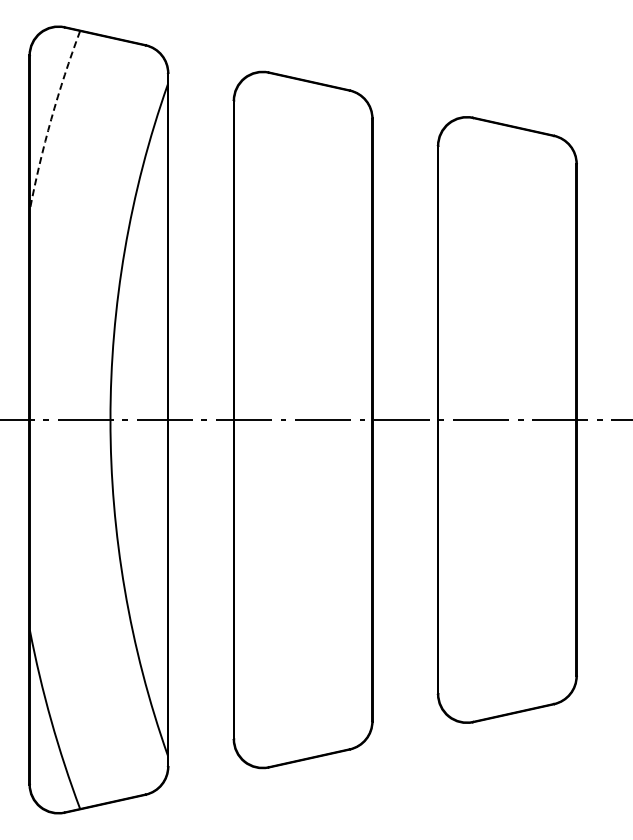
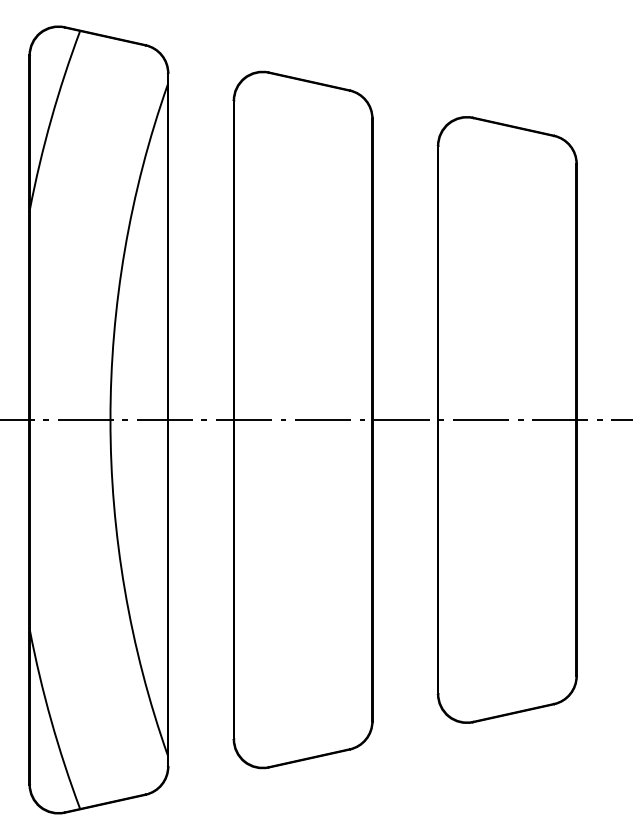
arc: dashed -> solid (51, 119)
